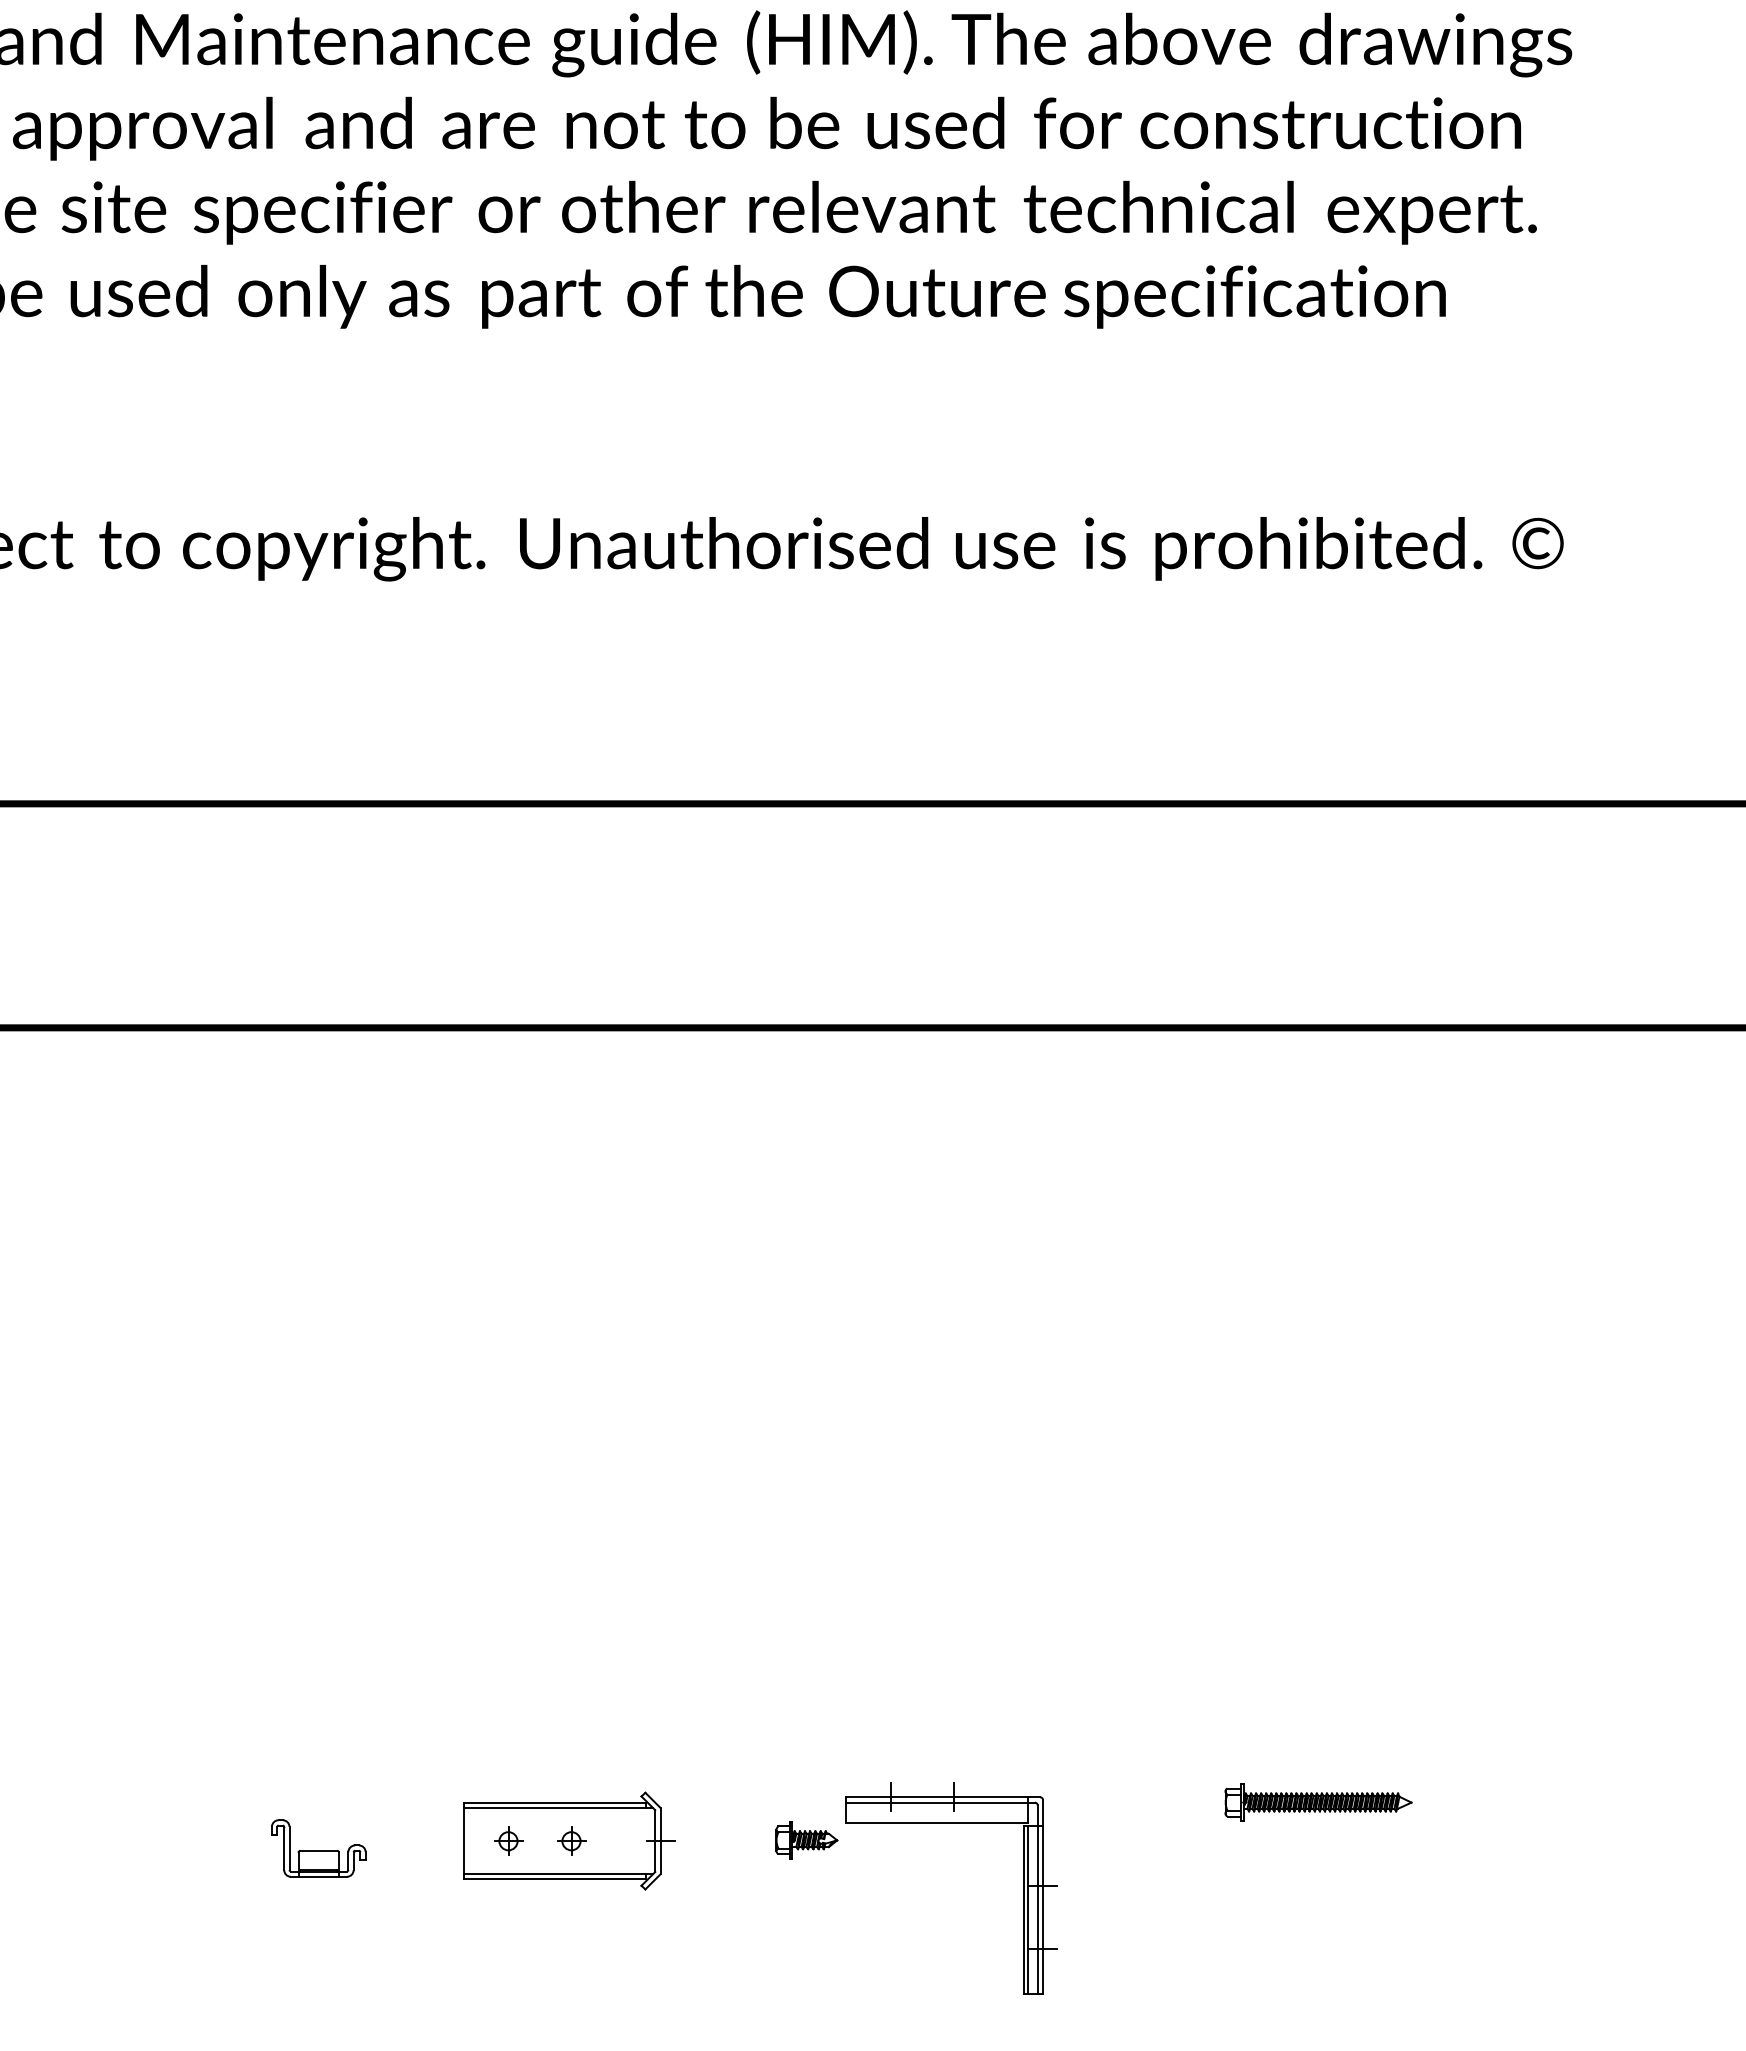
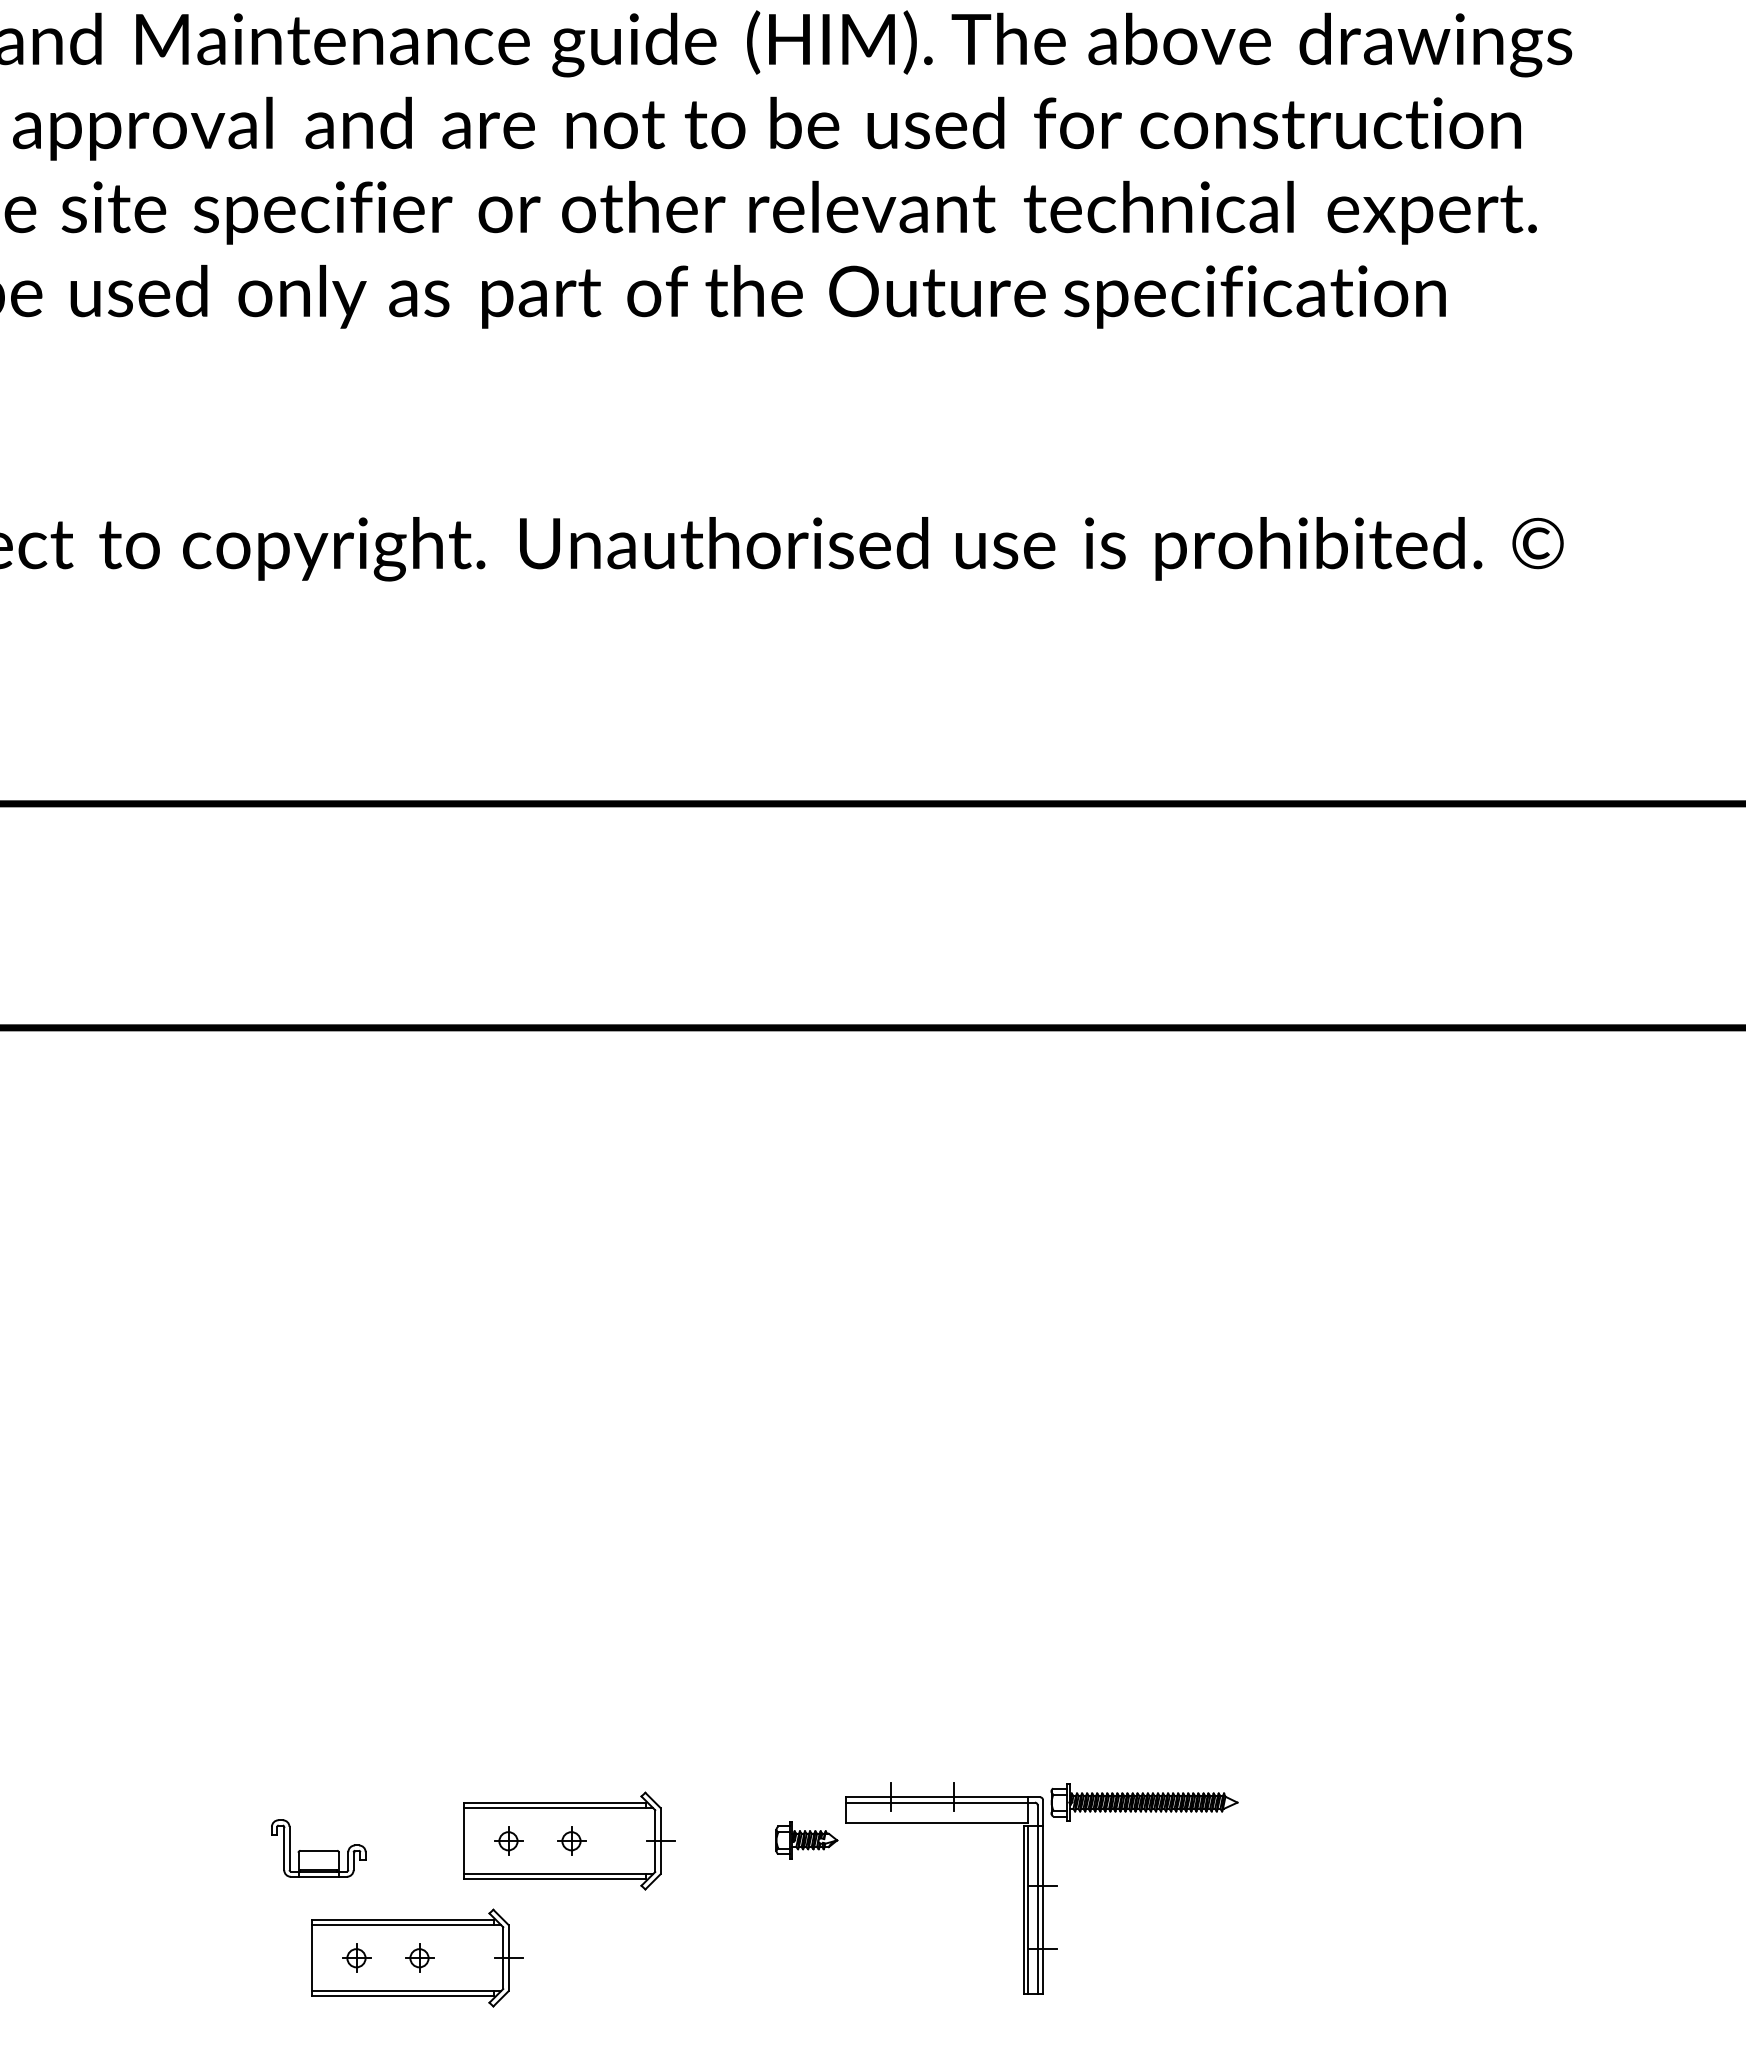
part position: (1318, 1802) -> (1144, 1802) (1144, 1802)
part: none -> present (417, 1957)
